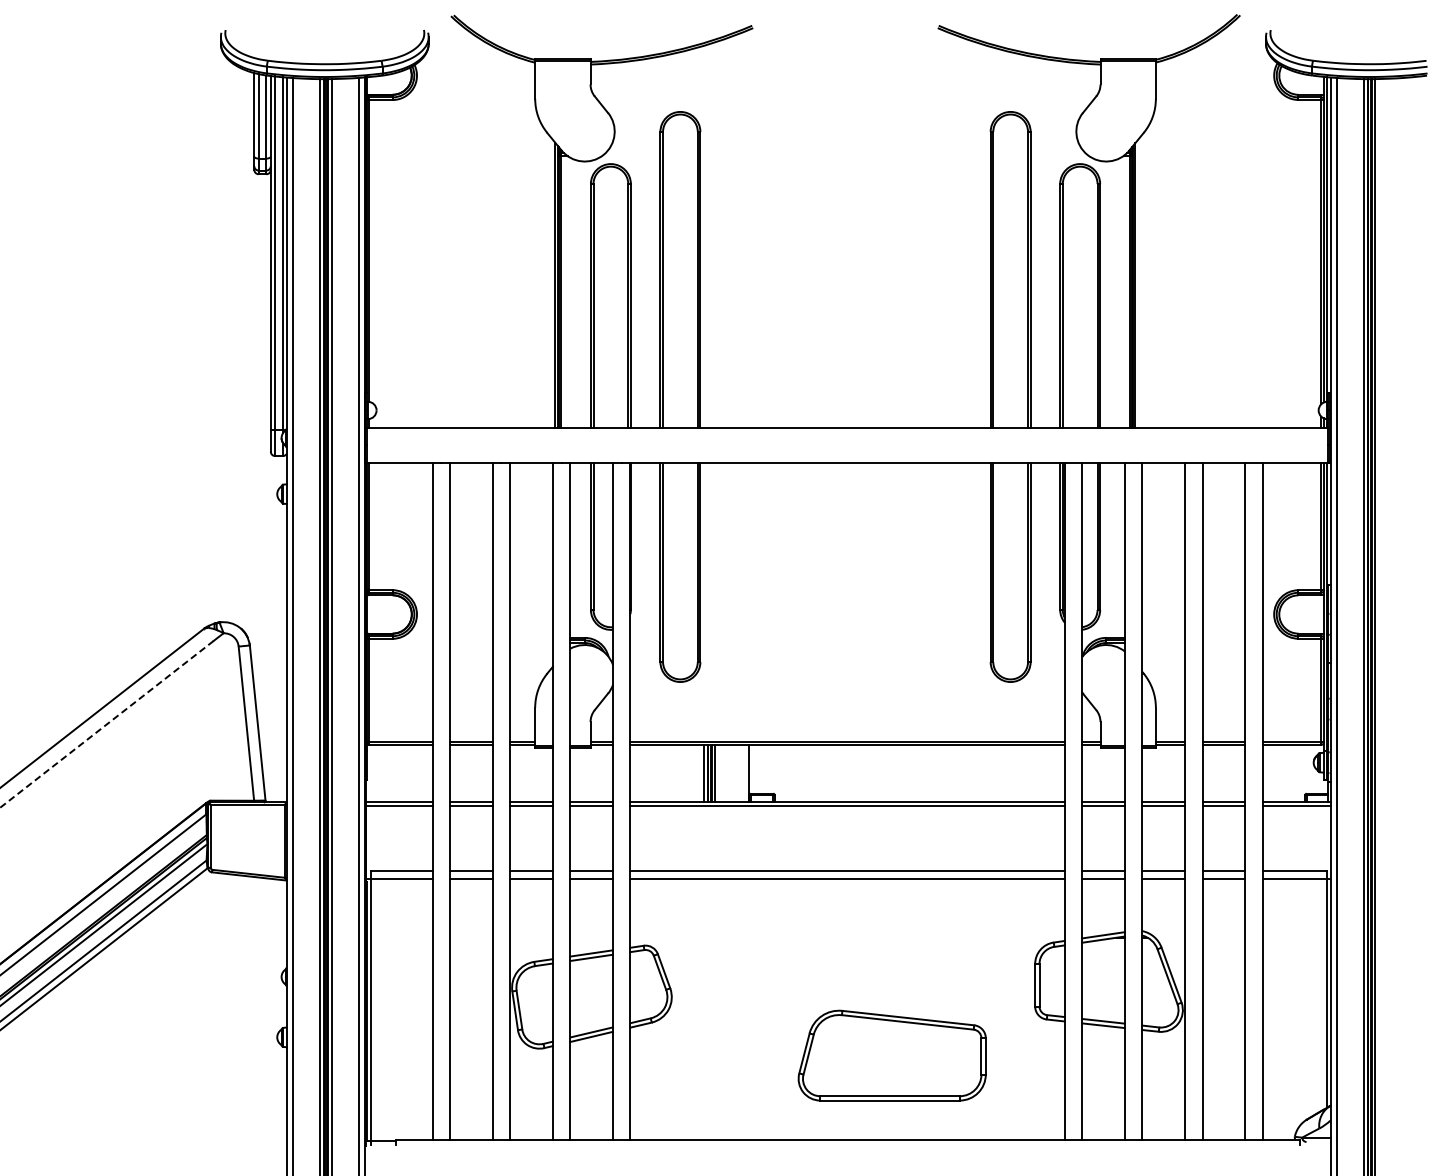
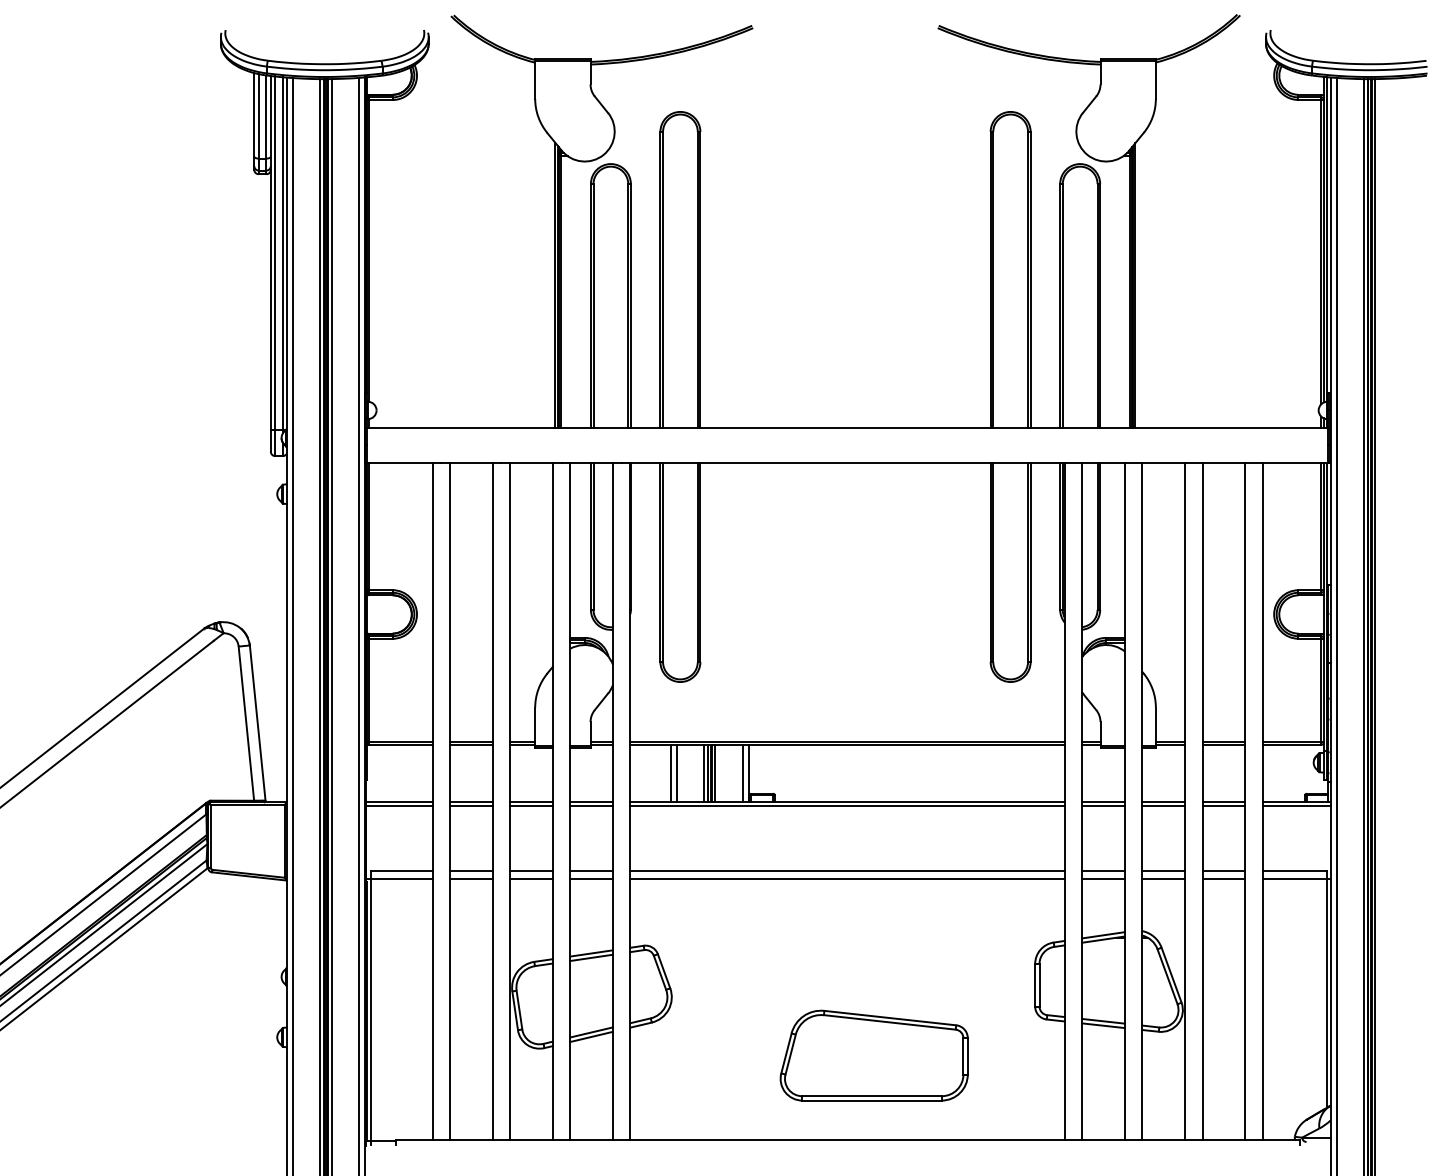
line: dashed -> solid (106, 724)
line: none -> present (670, 773)
line: none -> present (676, 773)
line: none -> present (742, 773)
part position: (891, 1055) -> (873, 1055) (873, 1055)
